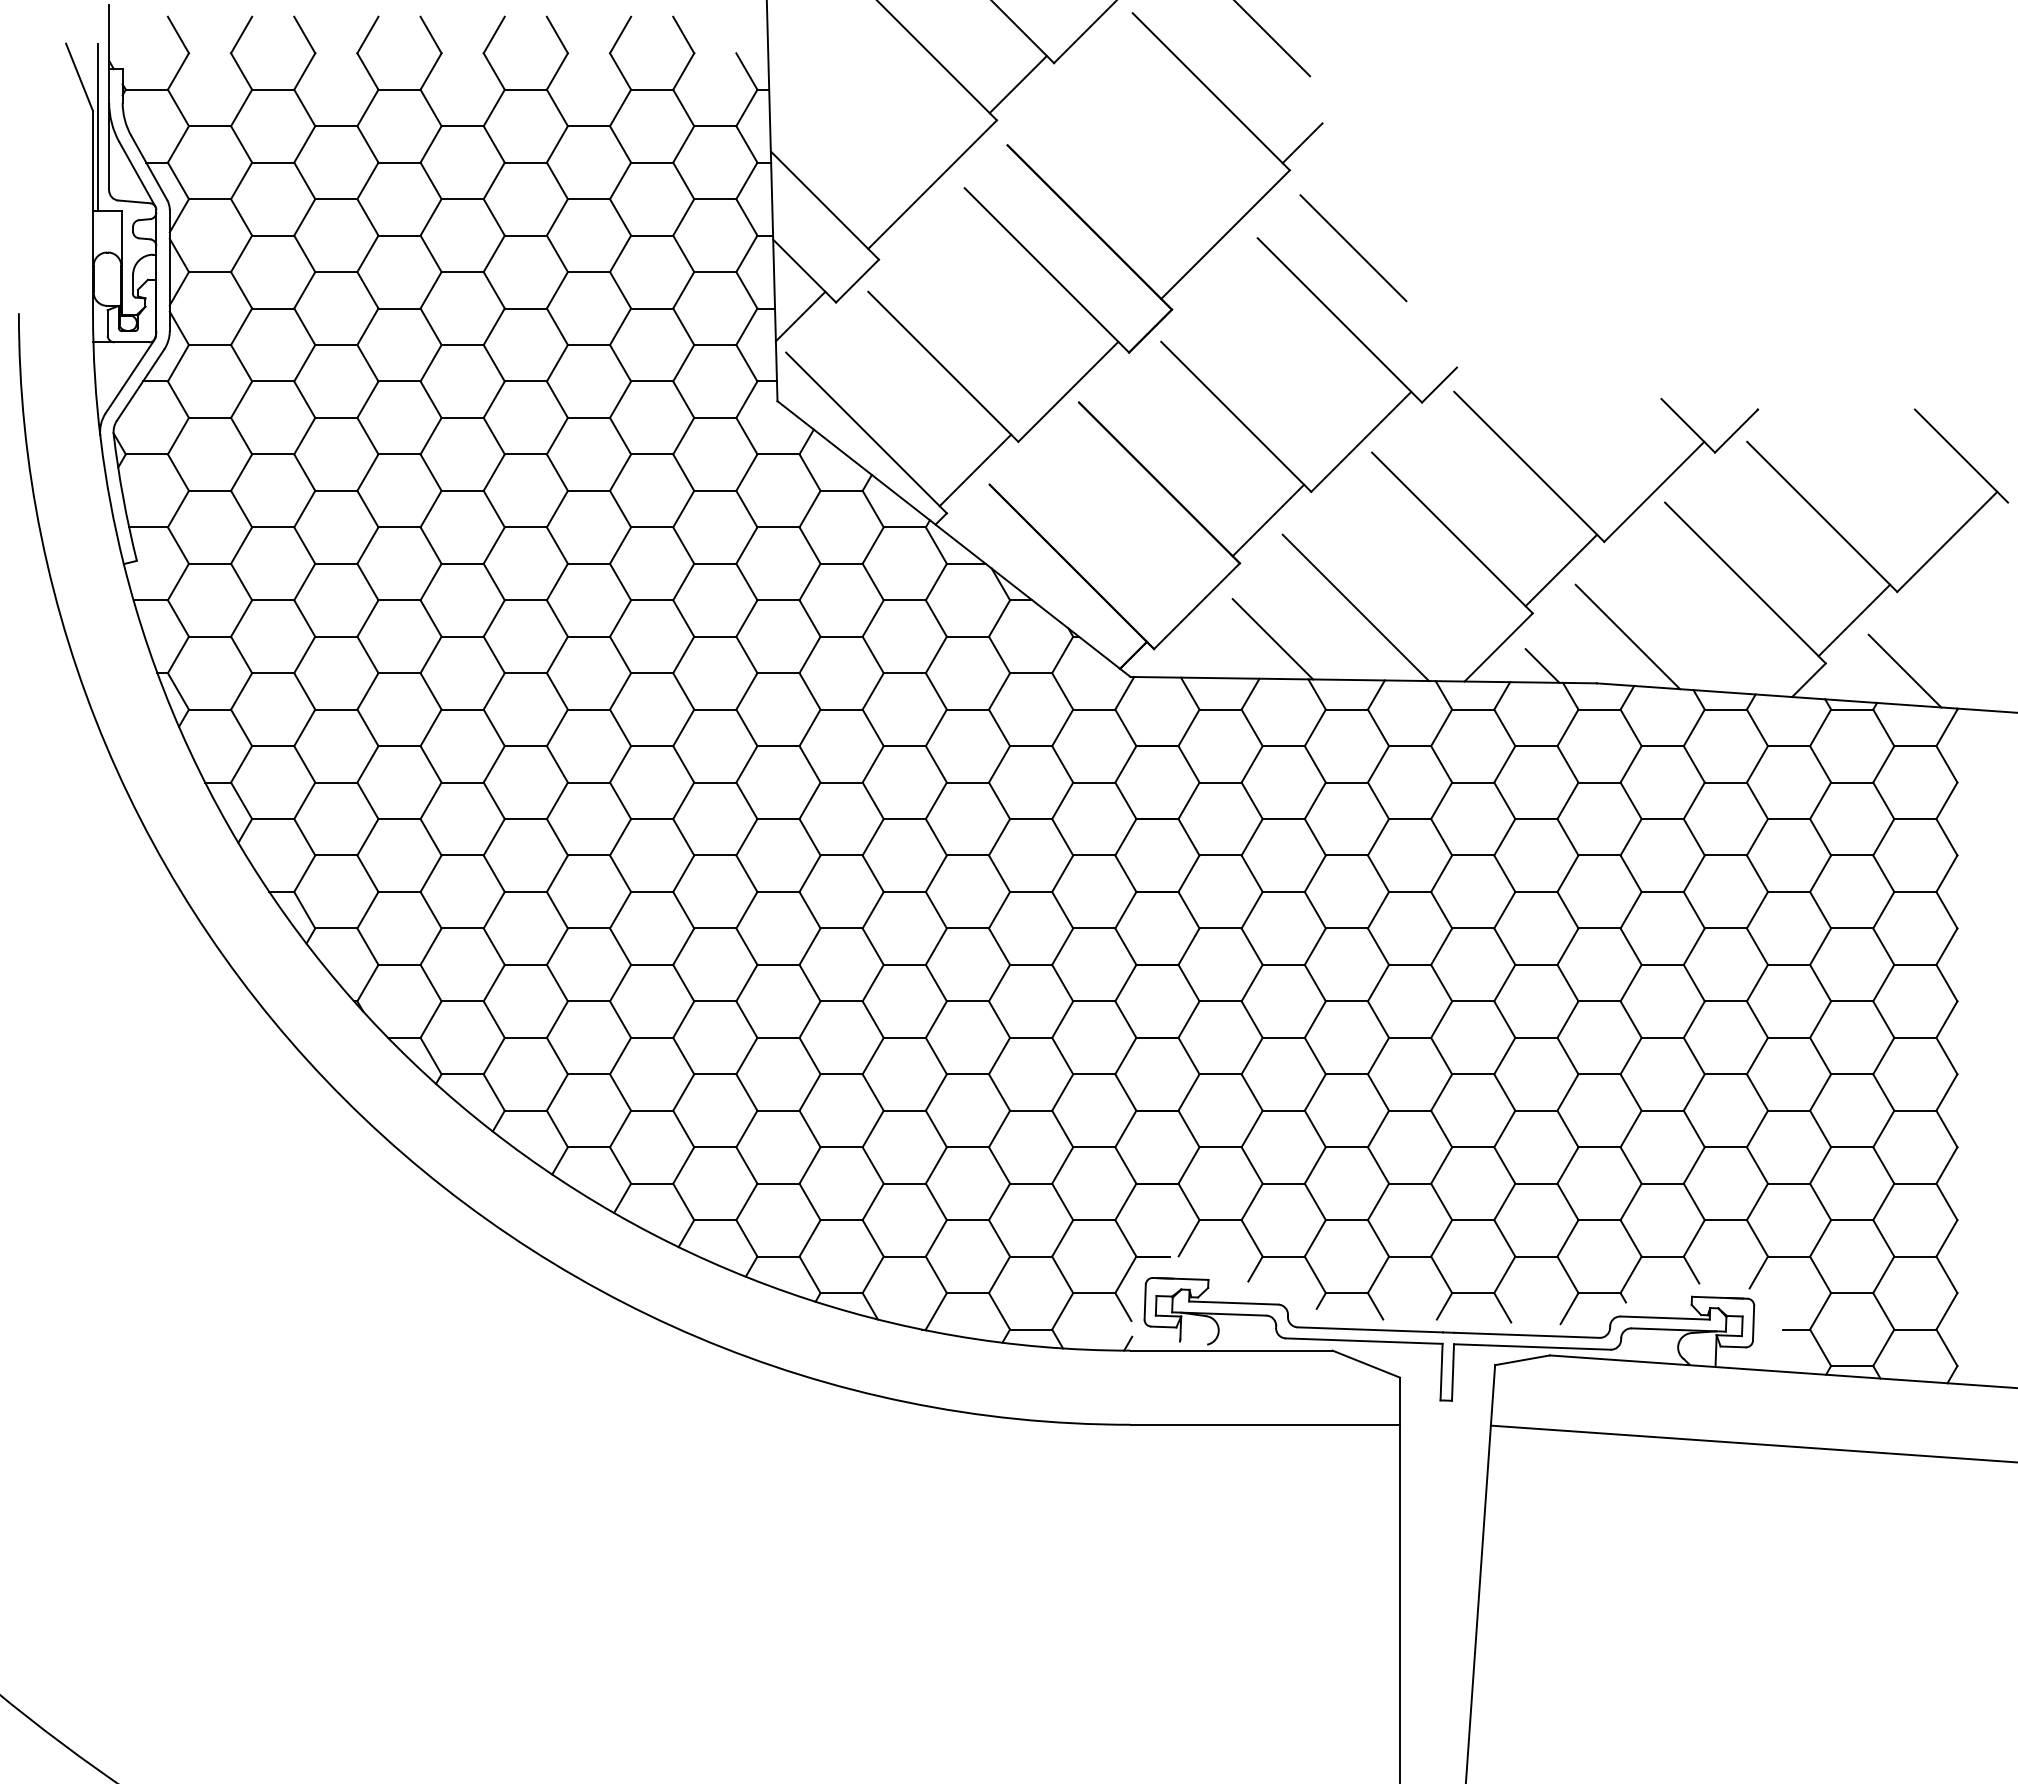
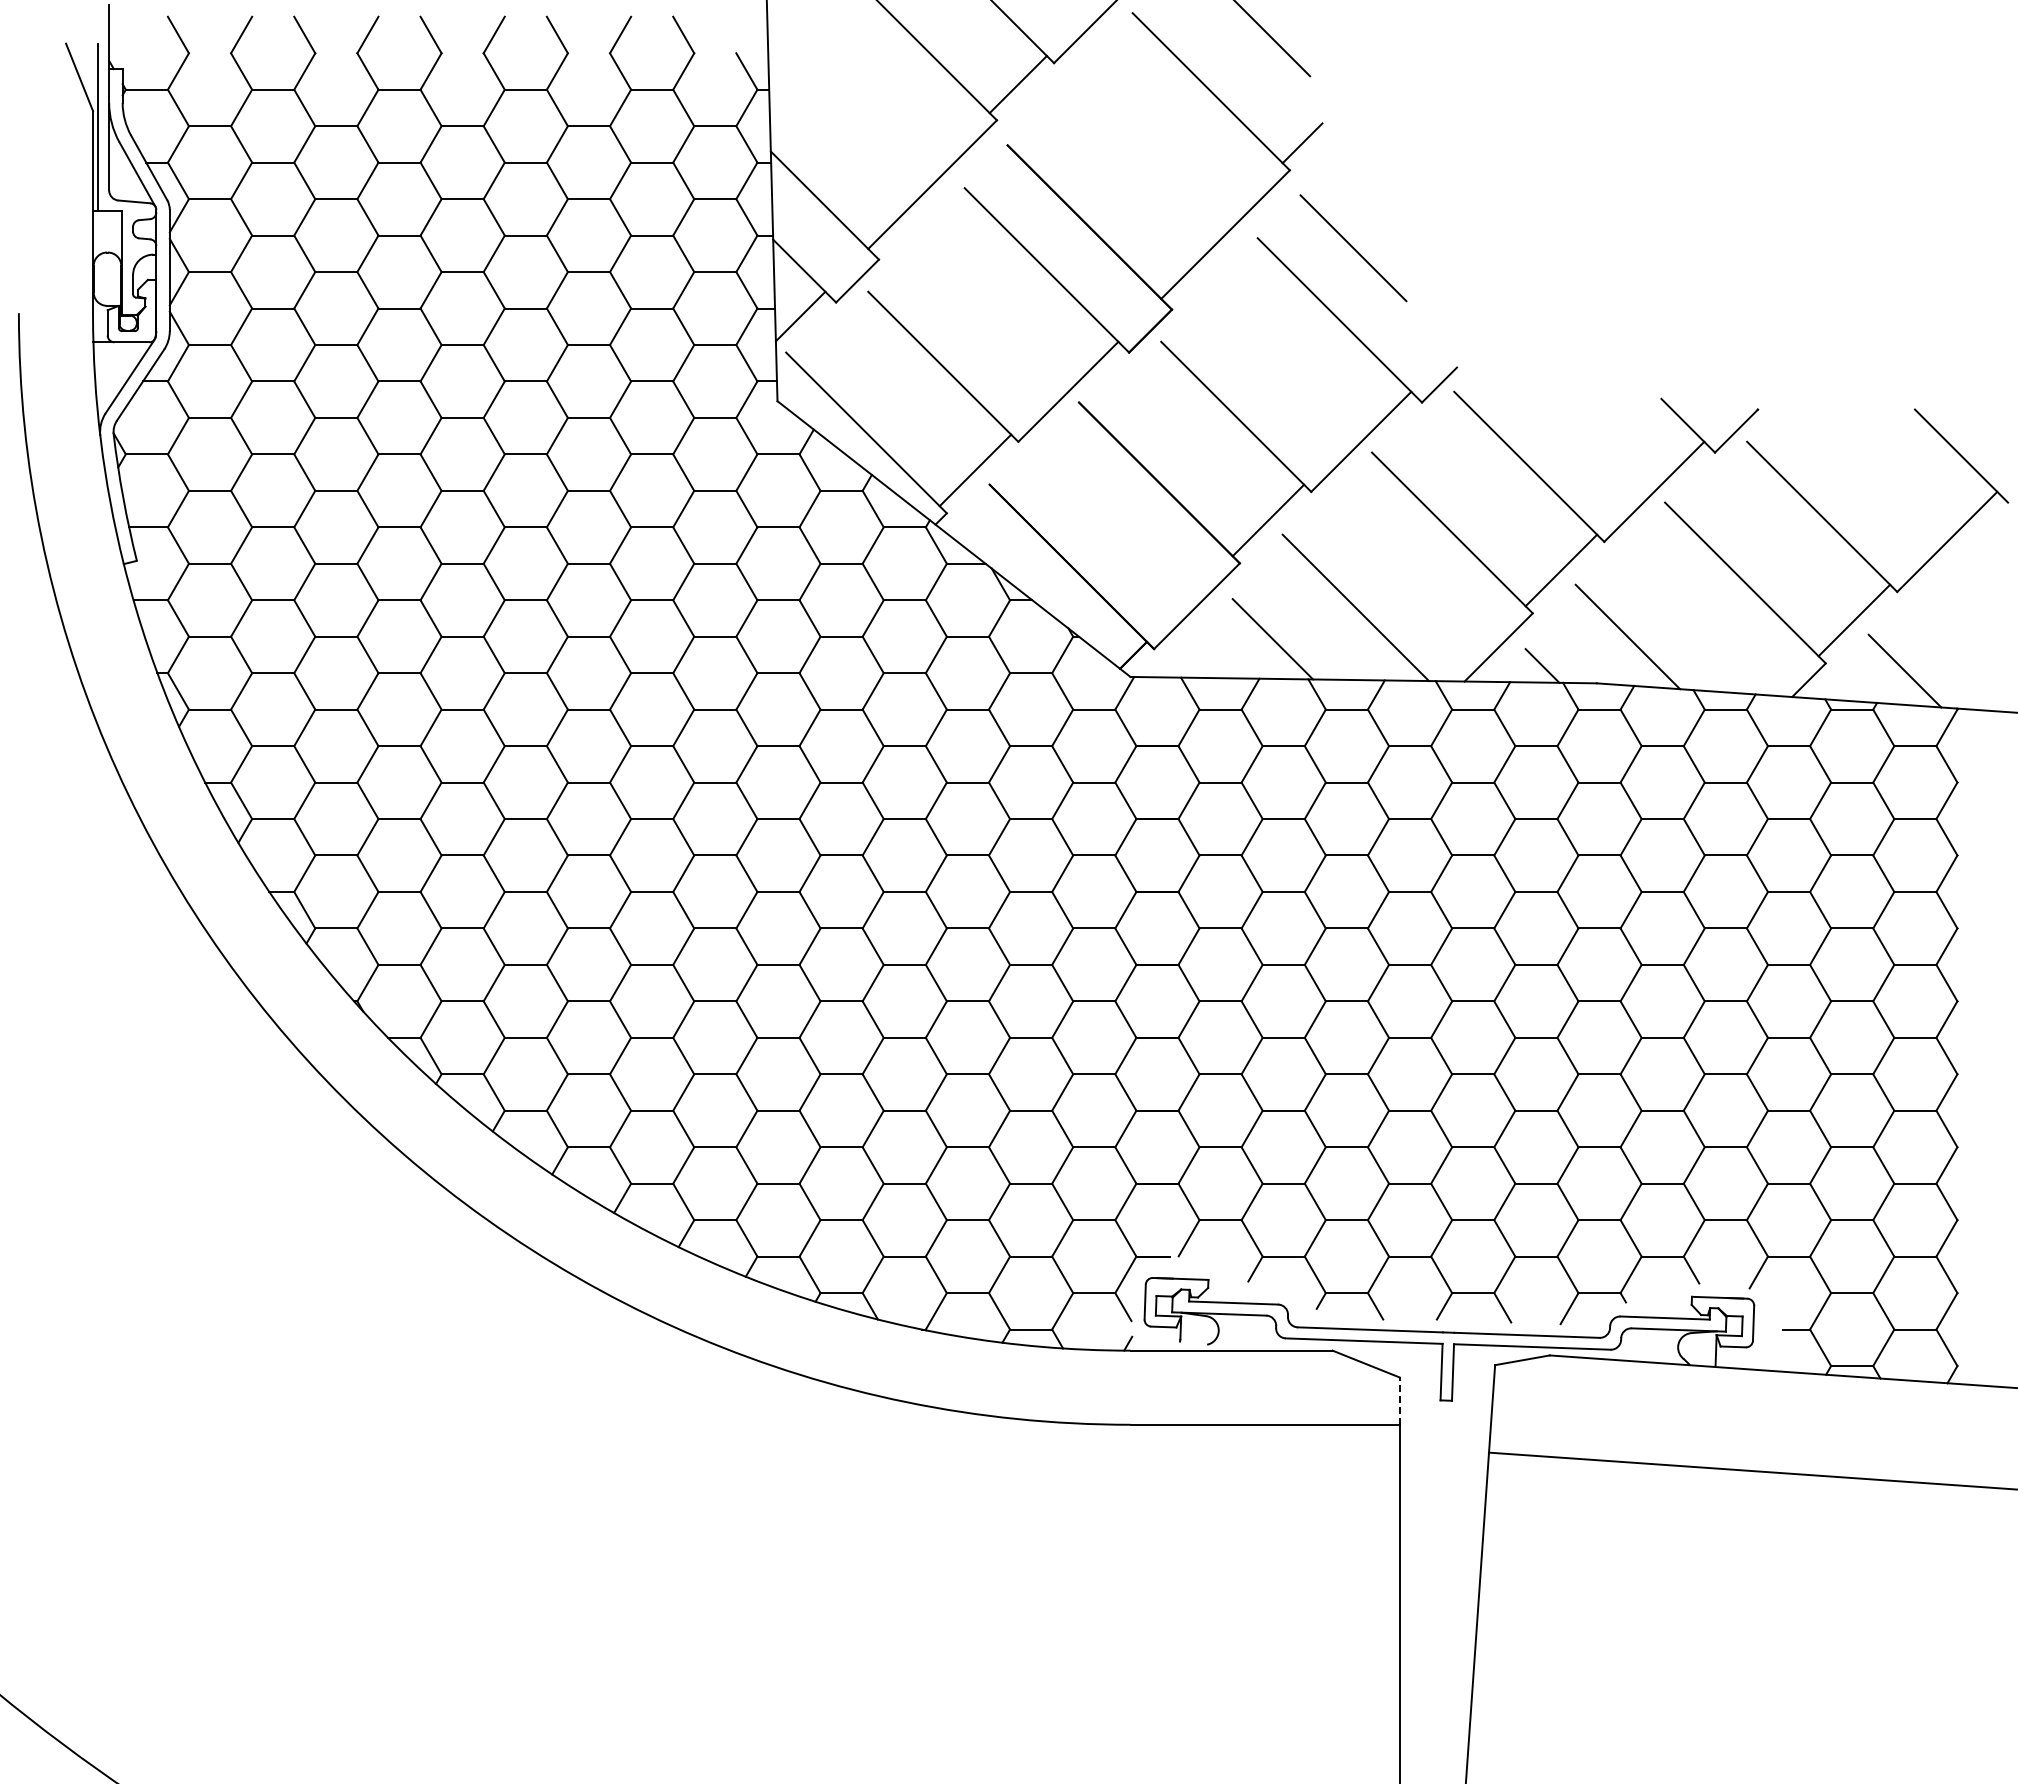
line: solid -> dashed (1400, 1401)
line position: (1752, 1443) -> (1751, 1470) (1751, 1470)
